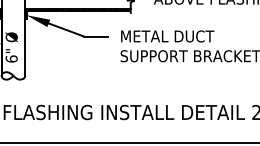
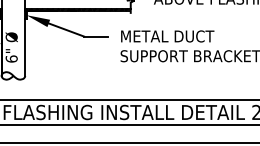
line: none -> present (129, 99)
line: none -> present (129, 125)
